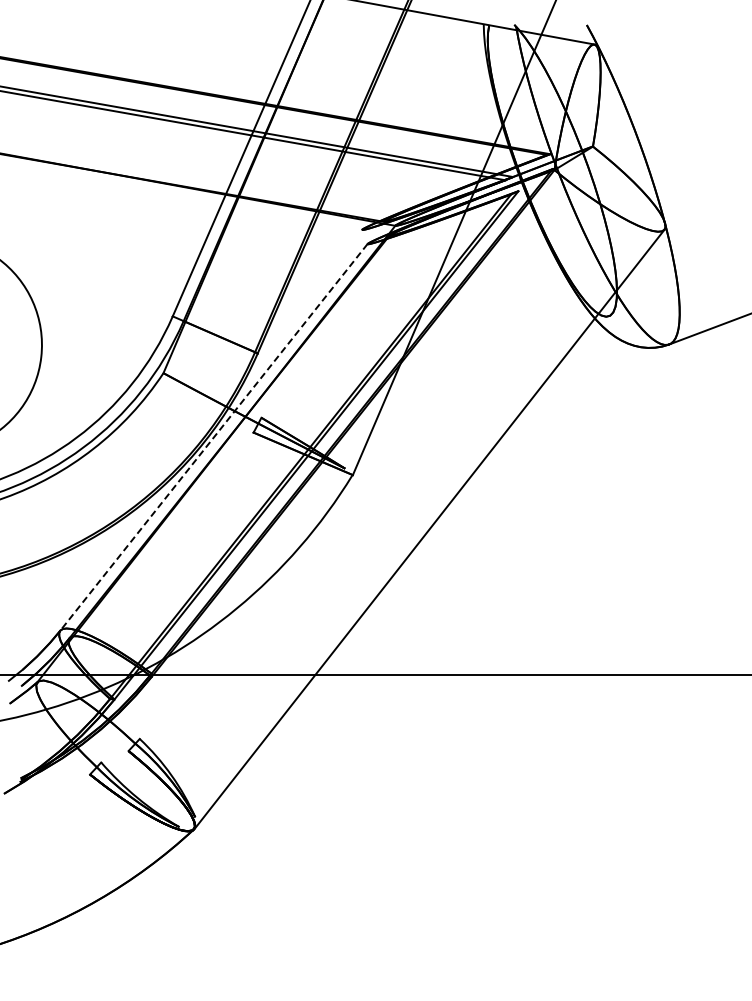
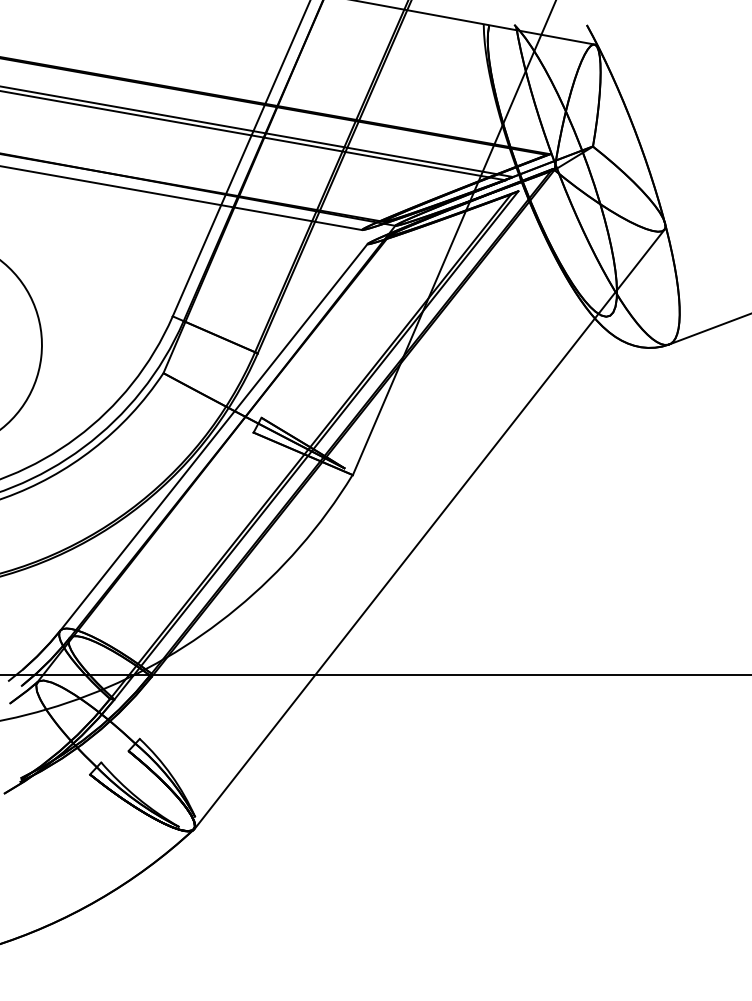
line: none -> present (182, 198)
line: dashed -> solid (213, 437)
